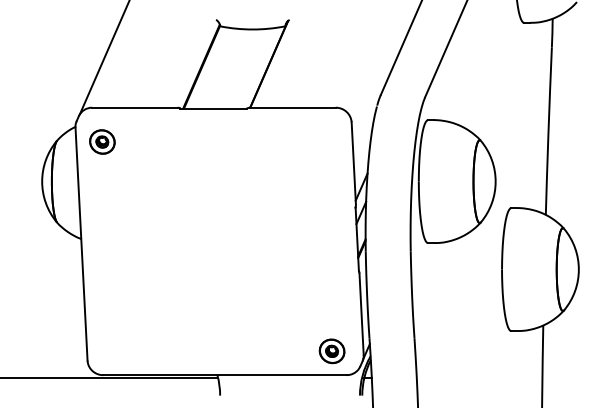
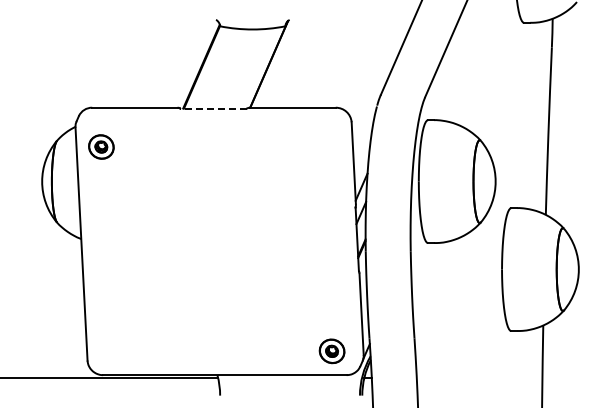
line: present -> none (104, 58)
line: solid -> dashed (213, 108)
part position: (102, 141) -> (101, 146) (101, 146)
